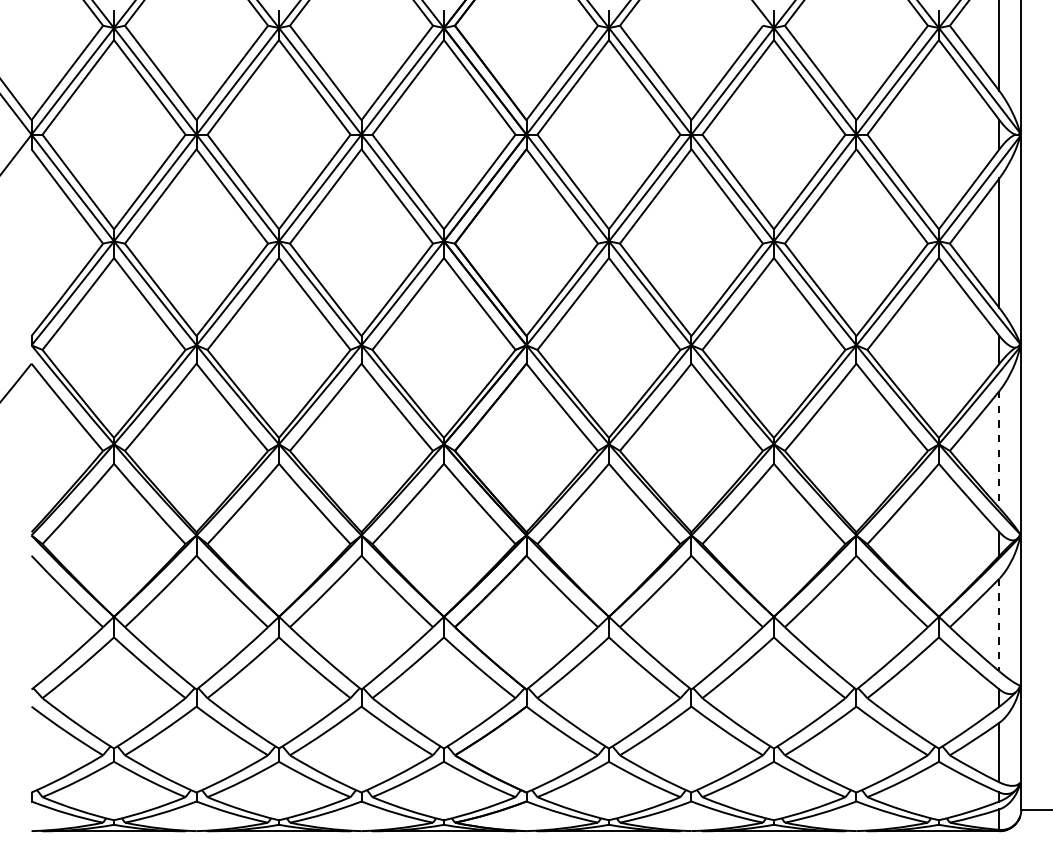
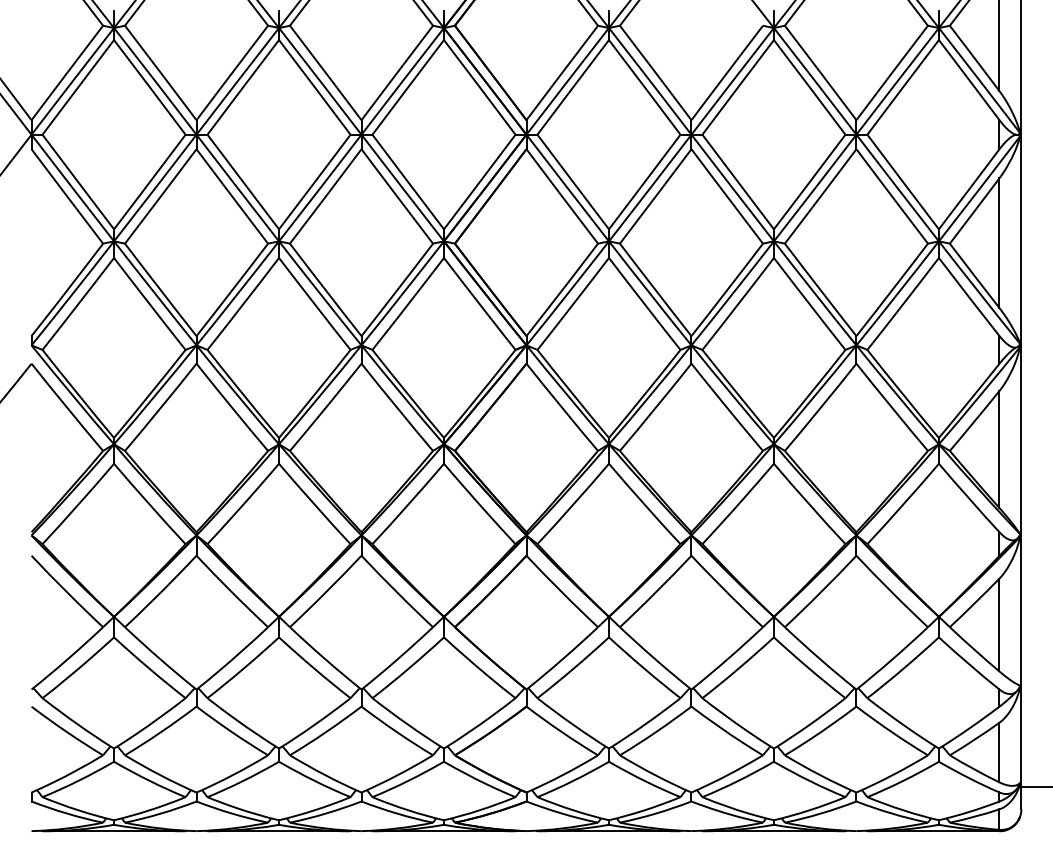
line: dashed -> solid (999, 450)
line: dashed -> solid (999, 625)
line position: (1035, 810) -> (1035, 787) (1035, 787)
